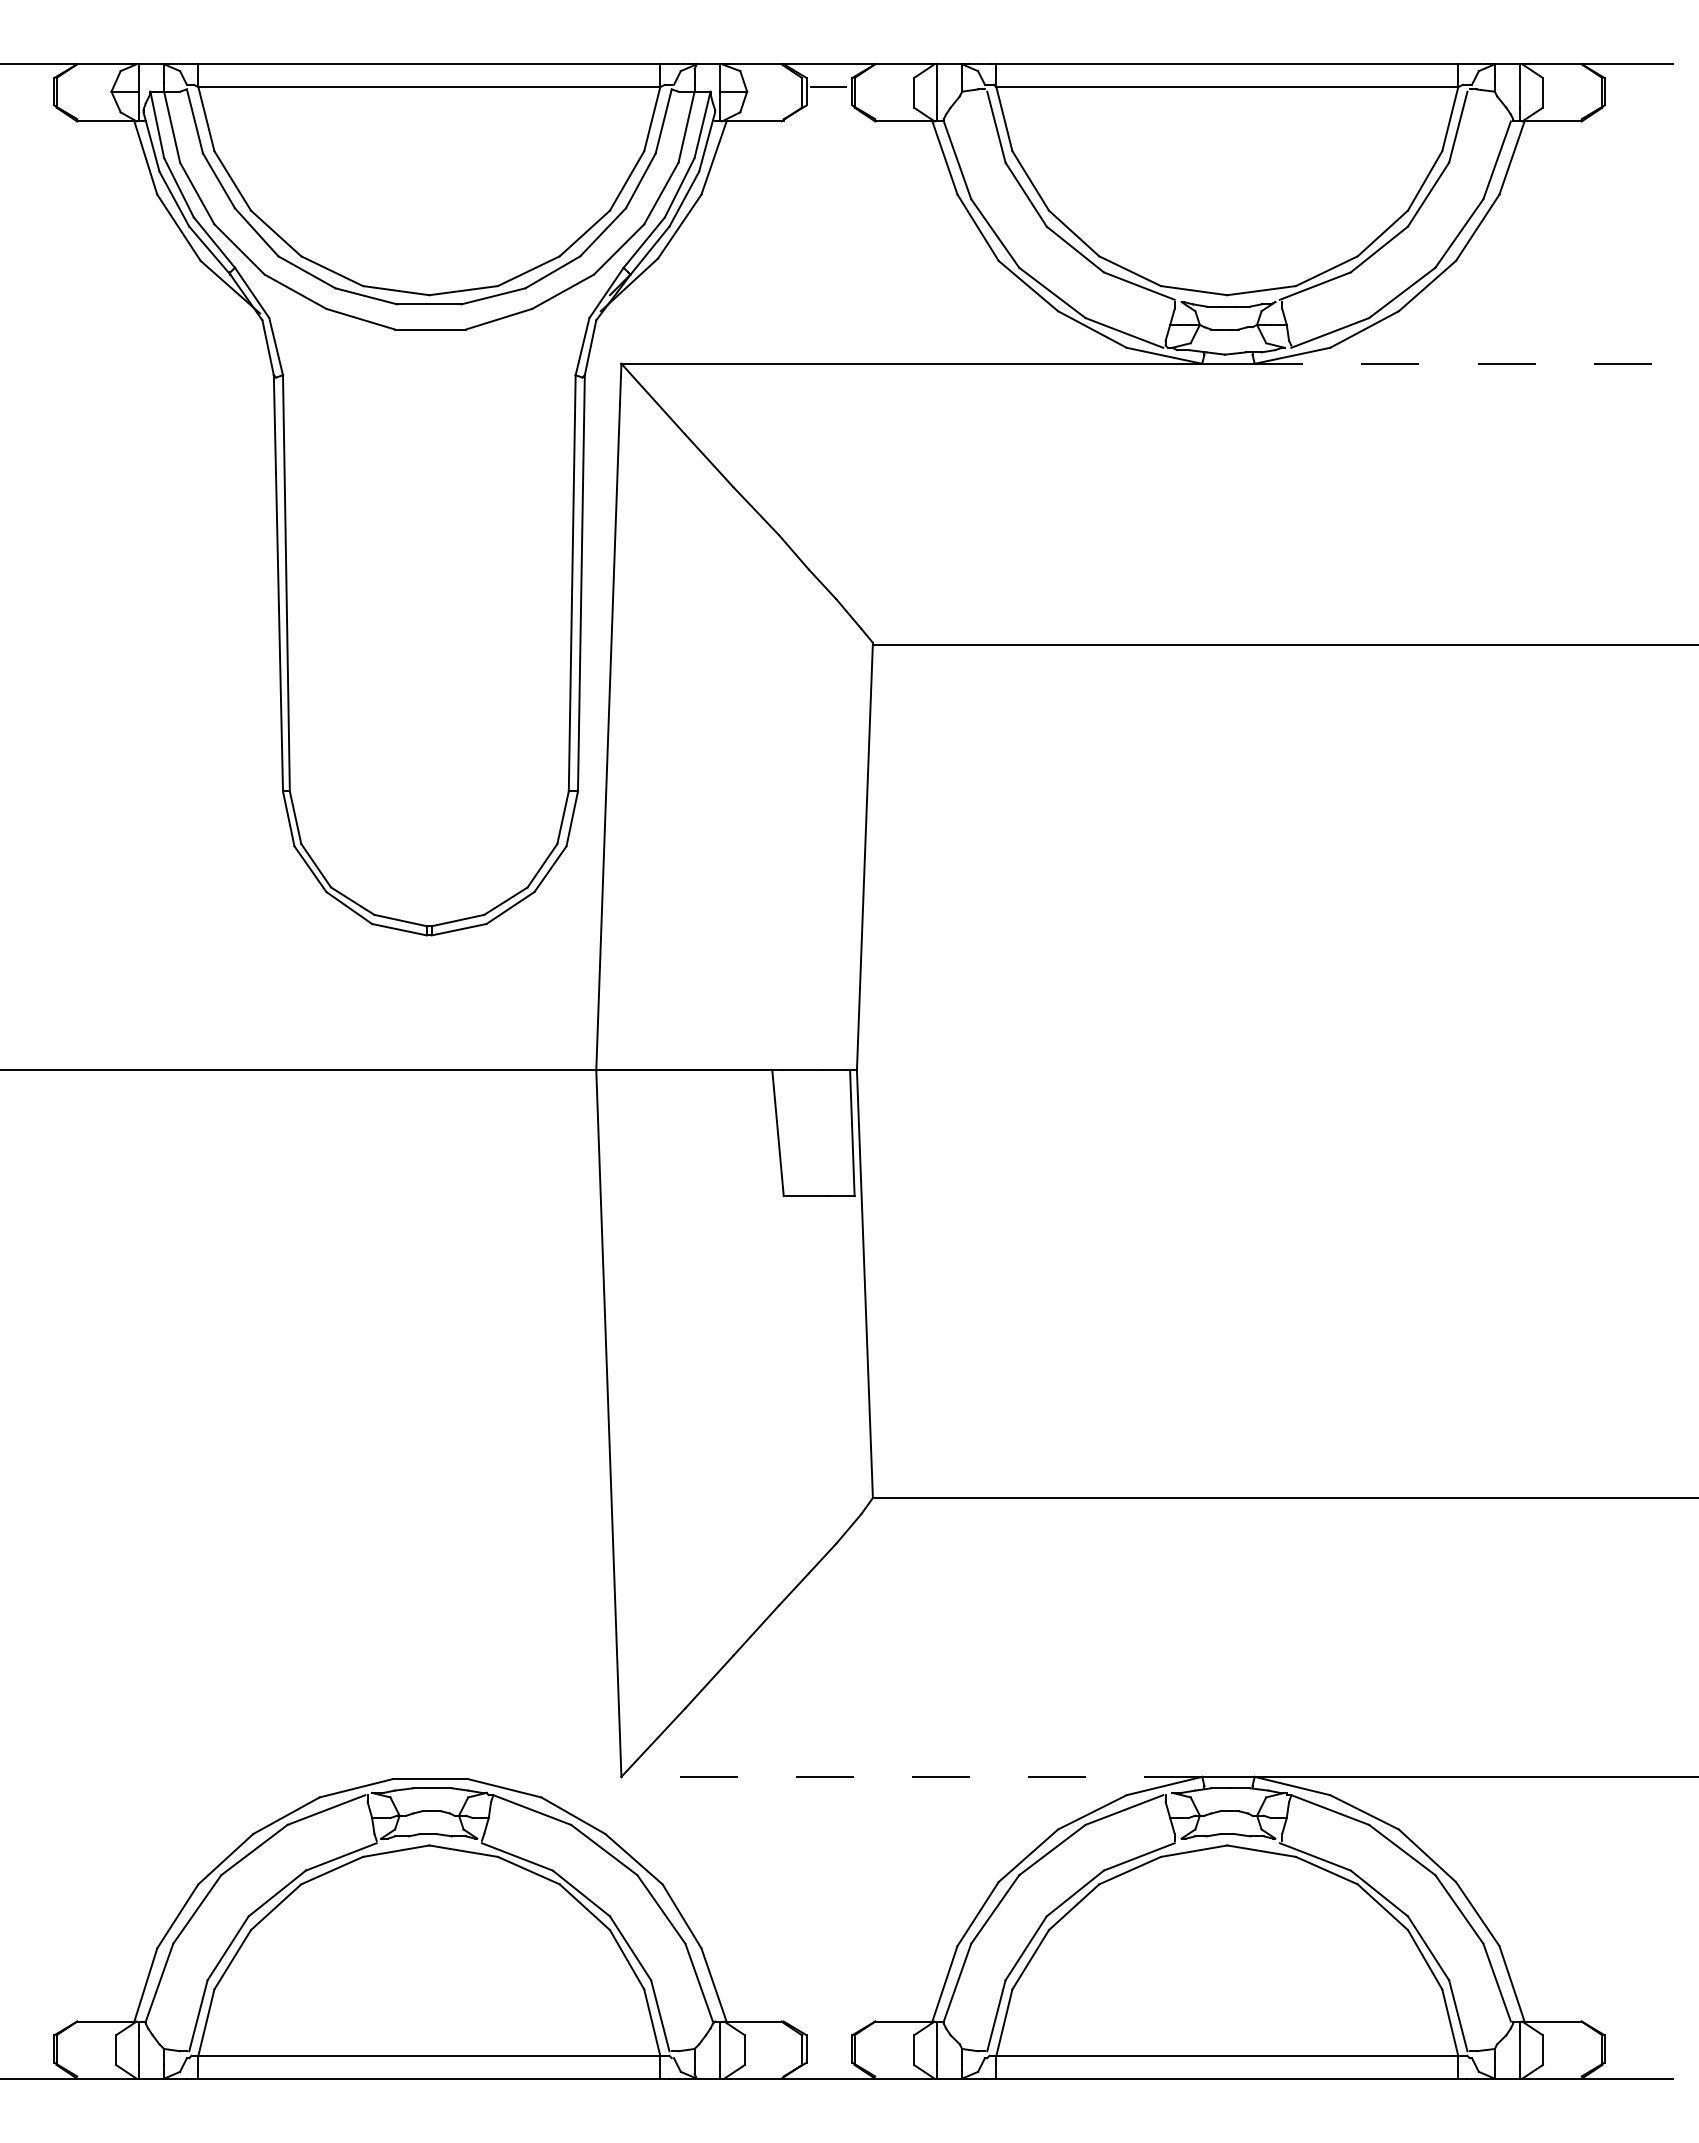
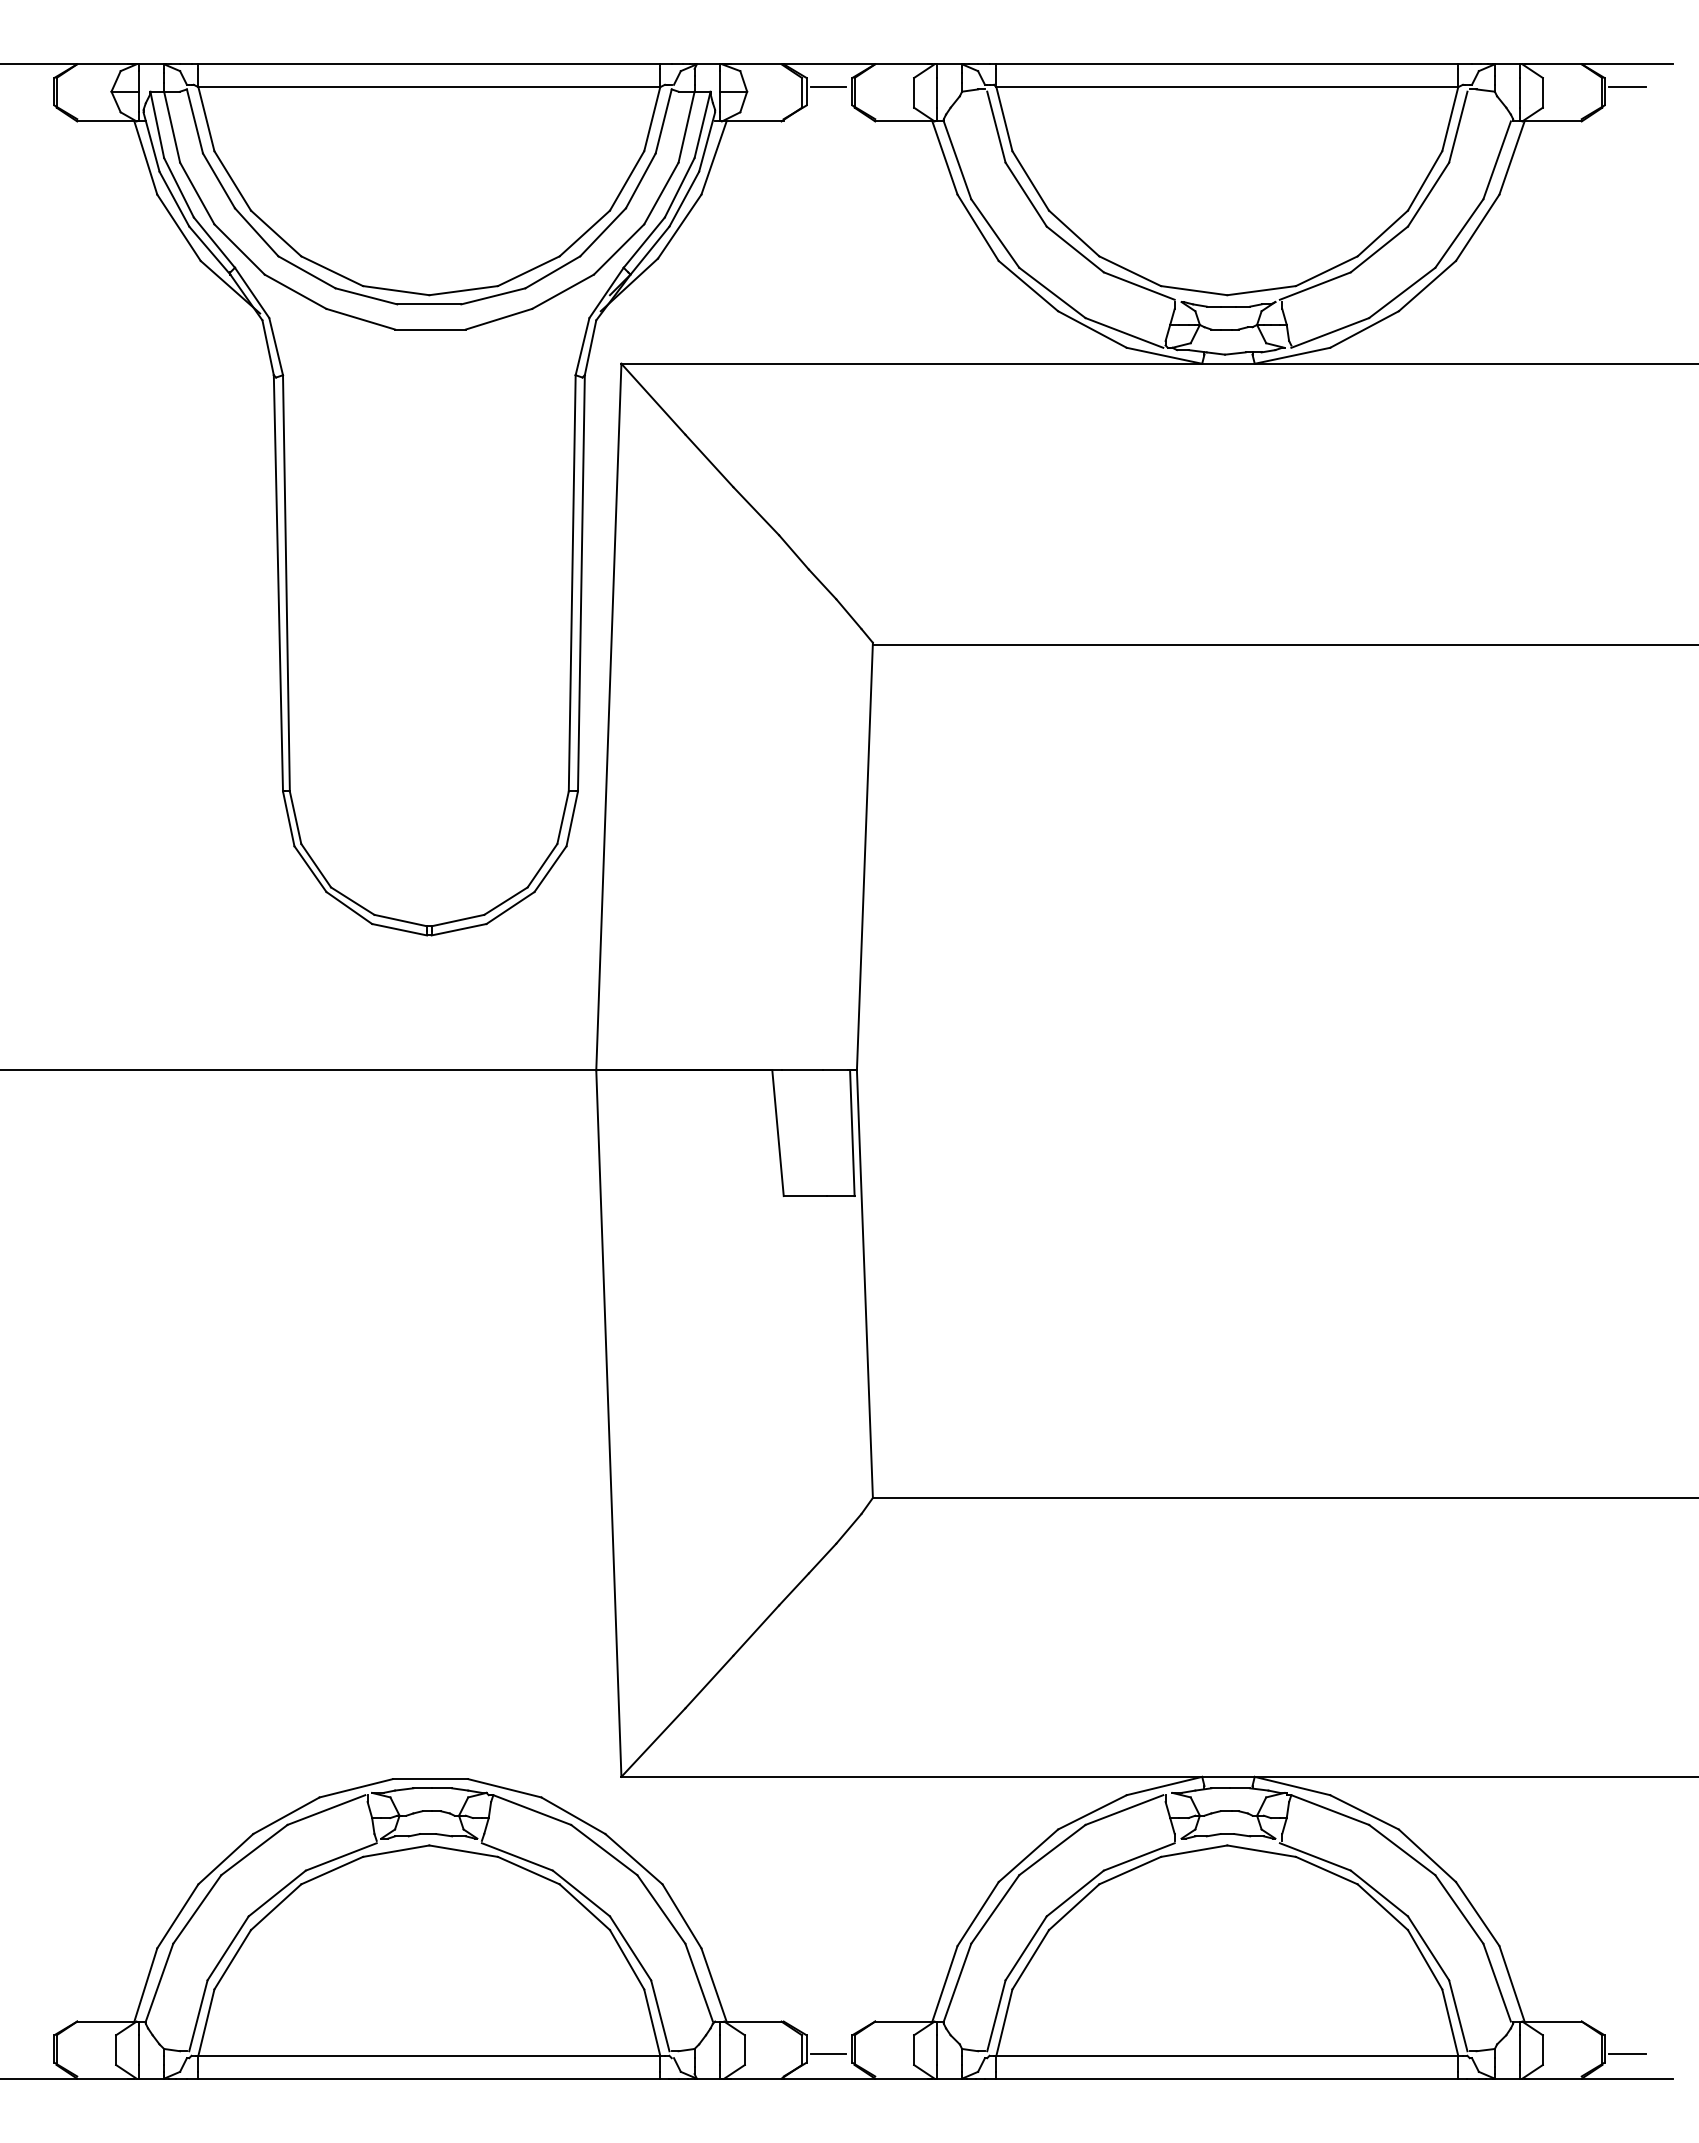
line: none -> present (1627, 87)
line: dashed -> solid (1476, 363)
line: dashed -> solid (911, 1776)
line: none -> present (828, 2053)
line: none -> present (1627, 2053)
